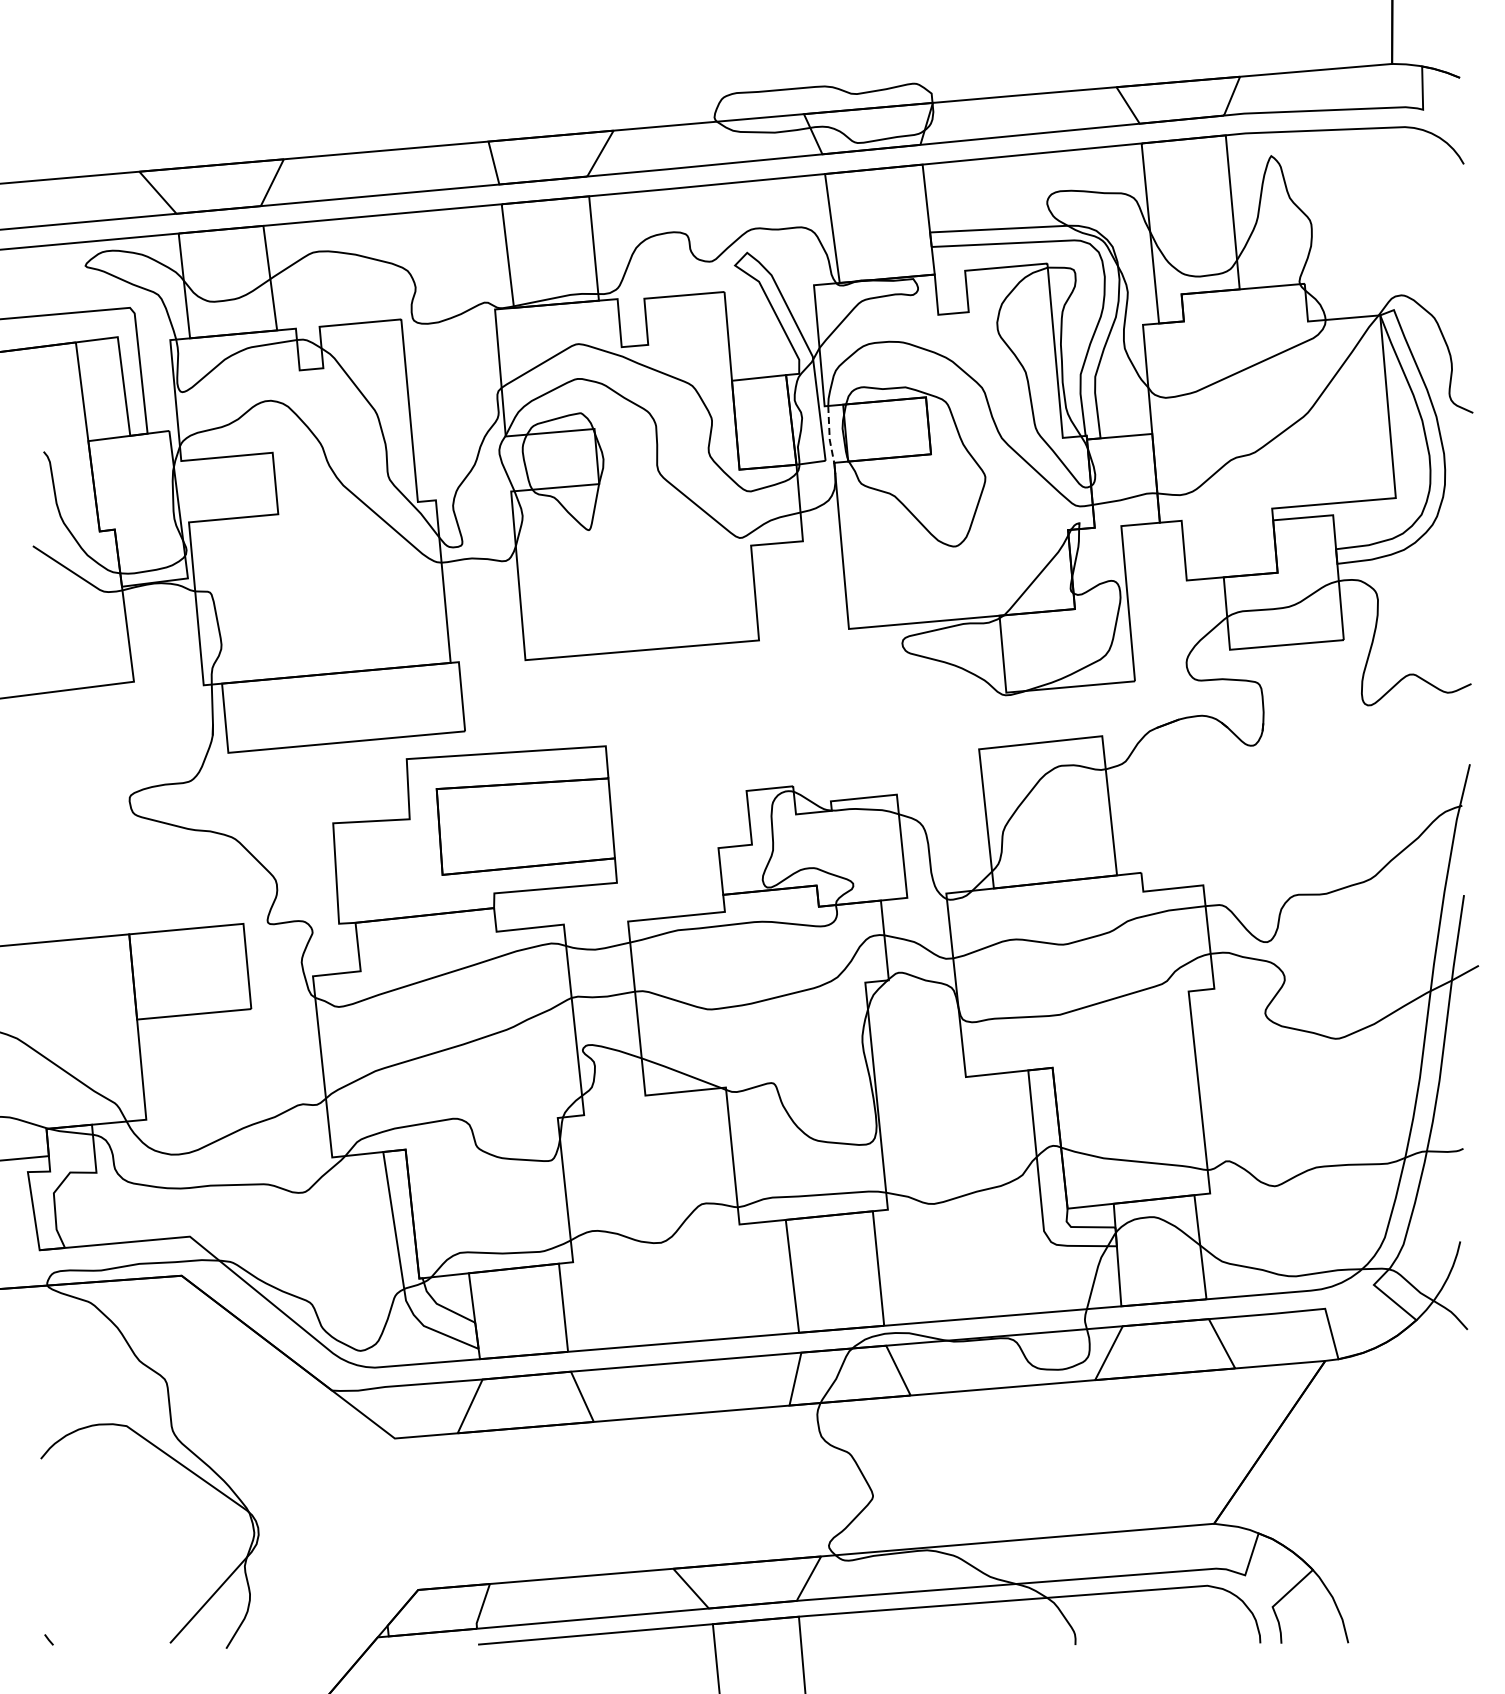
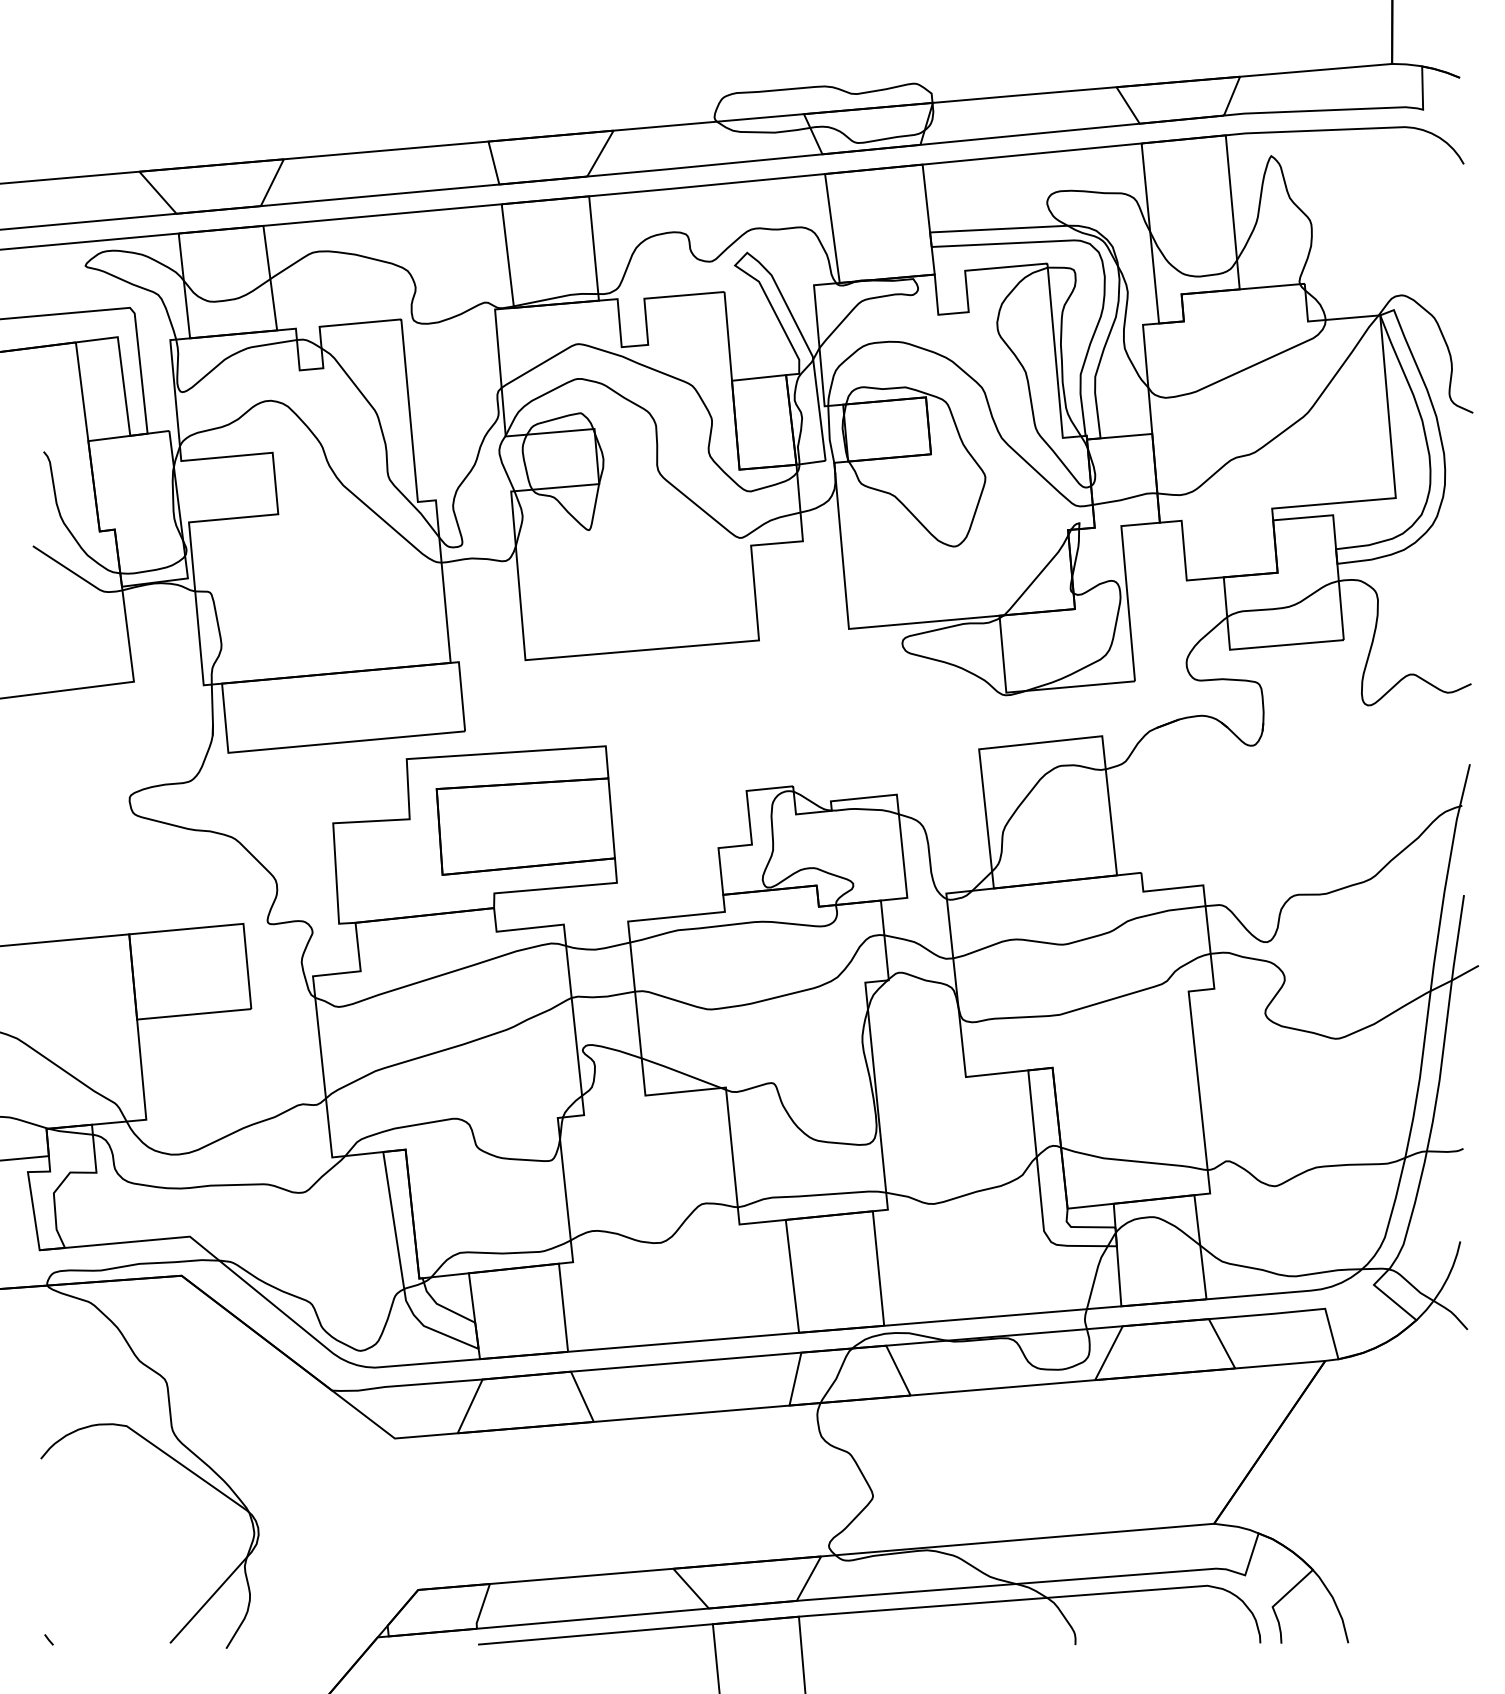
line: dashed -> solid (829, 436)
